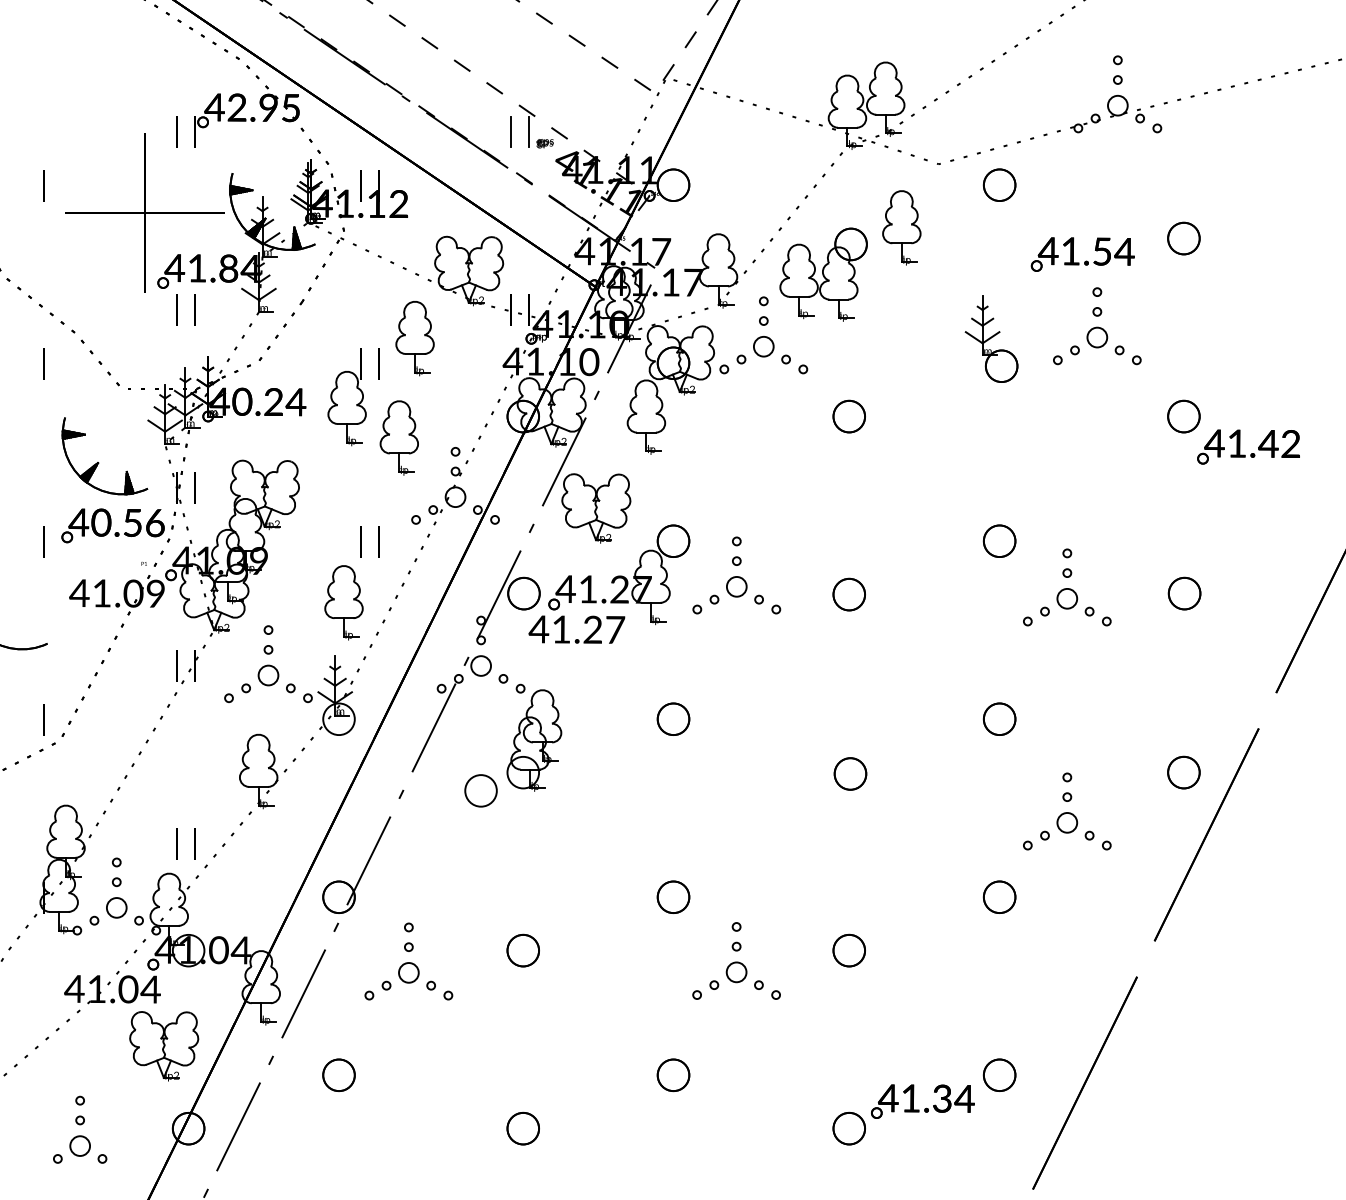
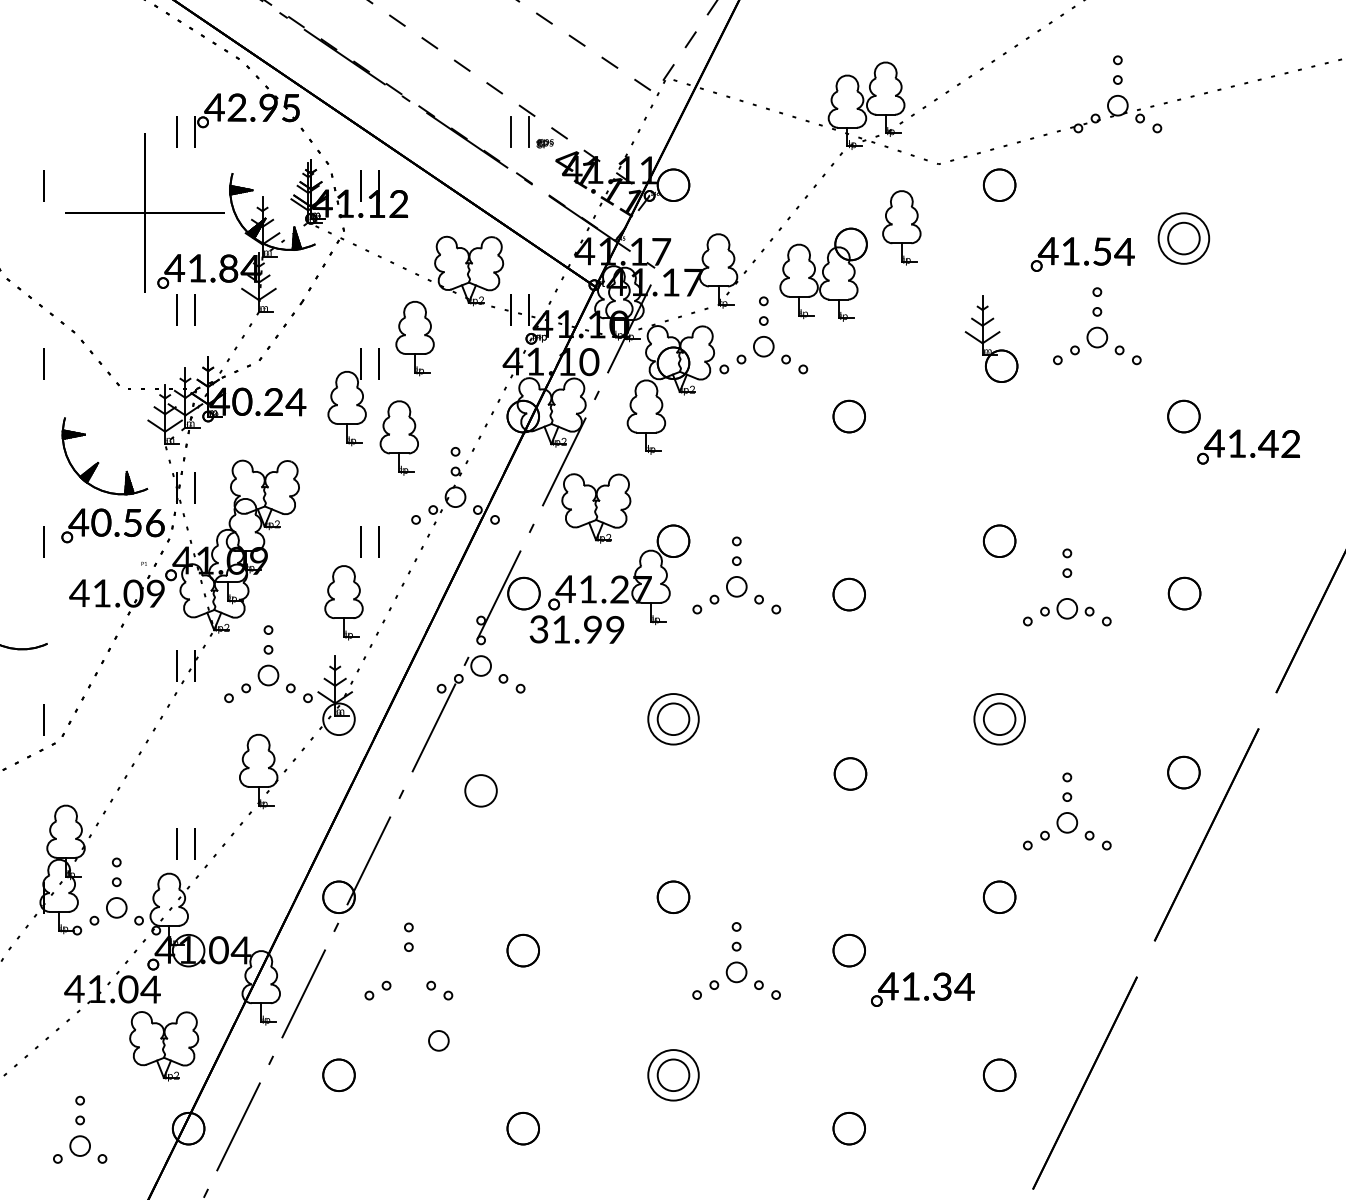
circle diameter: 32 px -> 51 px (1183, 238)
circle position: (1067, 598) -> (1067, 608) (1067, 608)
text: 41.27 -> 31.99 (576, 629)
circle diameter: 32 px -> 51 px (673, 719)
circle diameter: 32 px -> 51 px (999, 719)
part: present -> none (534, 740)
circle position: (408, 972) -> (438, 1040) (438, 1040)
circle diameter: 32 px -> 51 px (673, 1075)
part position: (926, 1107) -> (926, 995) (926, 995)
